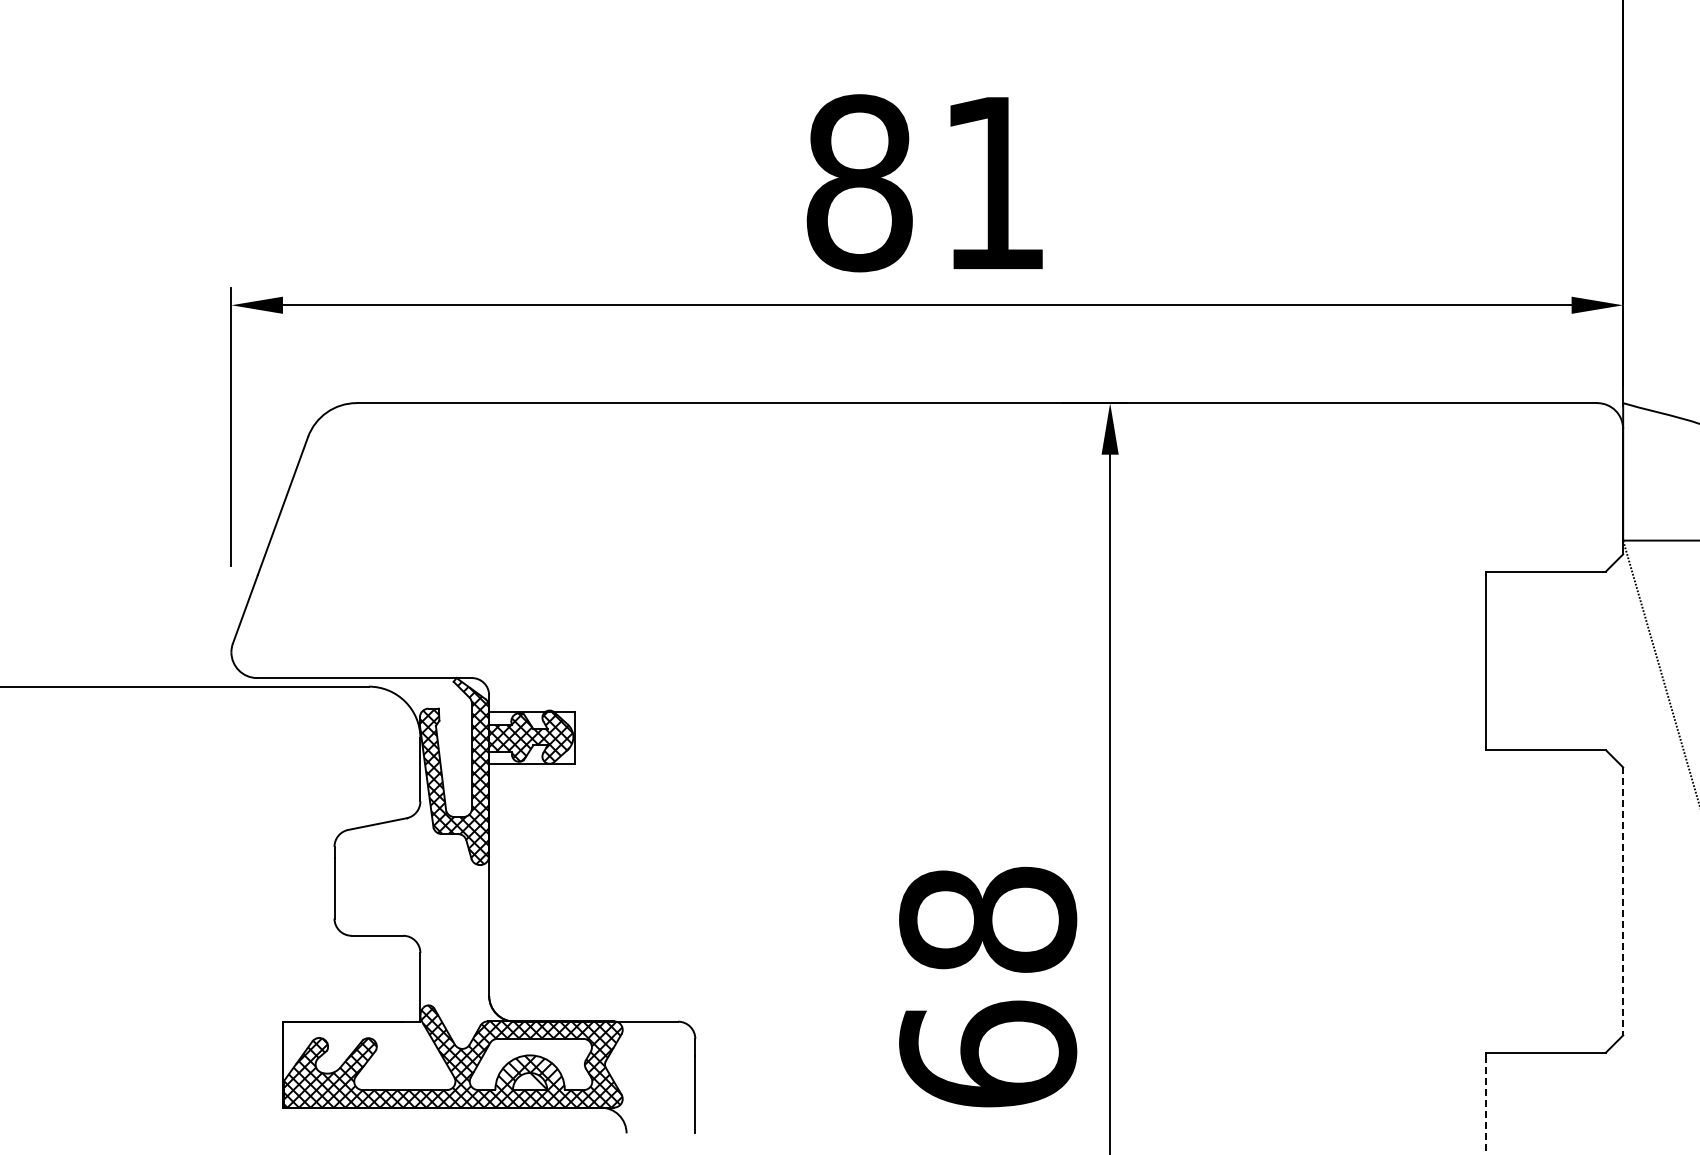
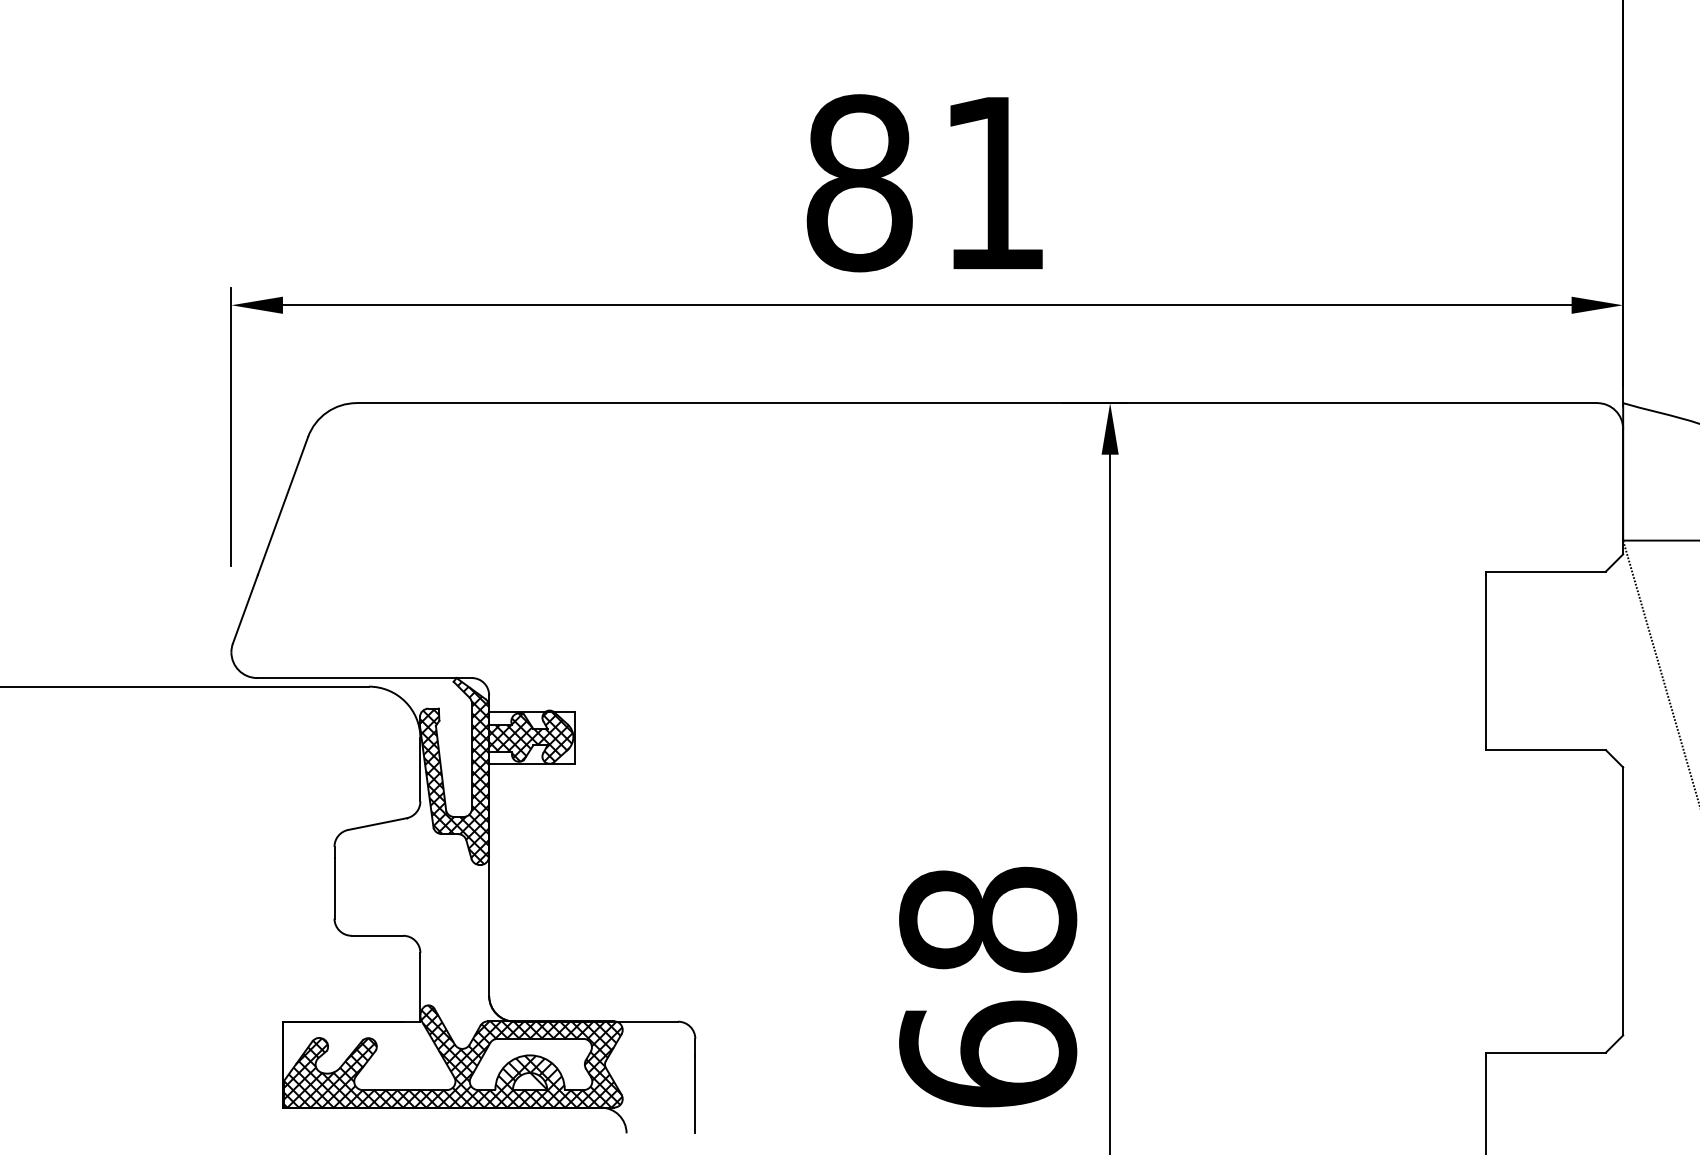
line: dashed -> solid (1623, 901)
line: dashed -> solid (1485, 1105)
